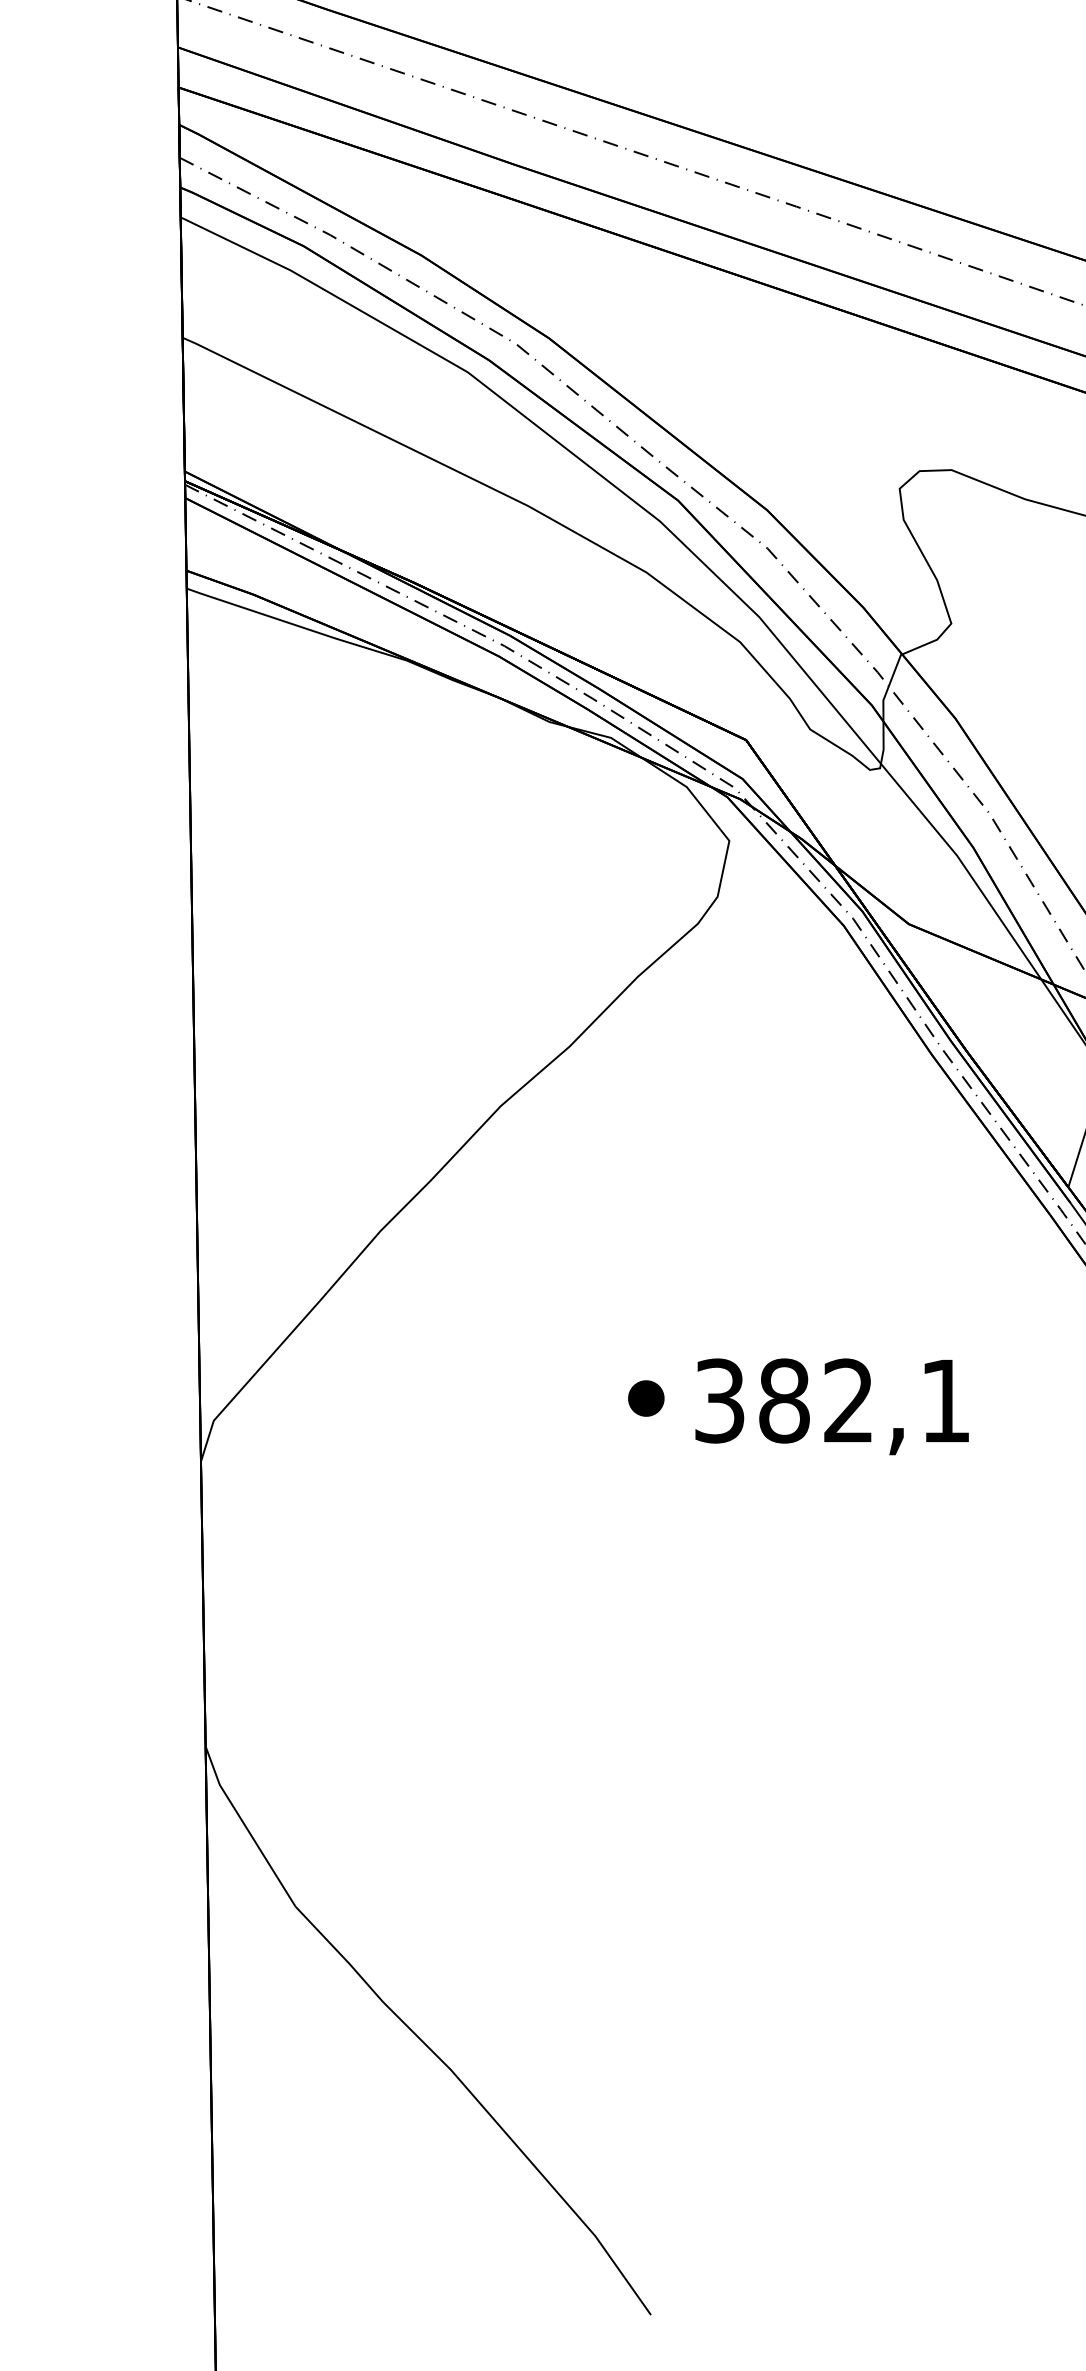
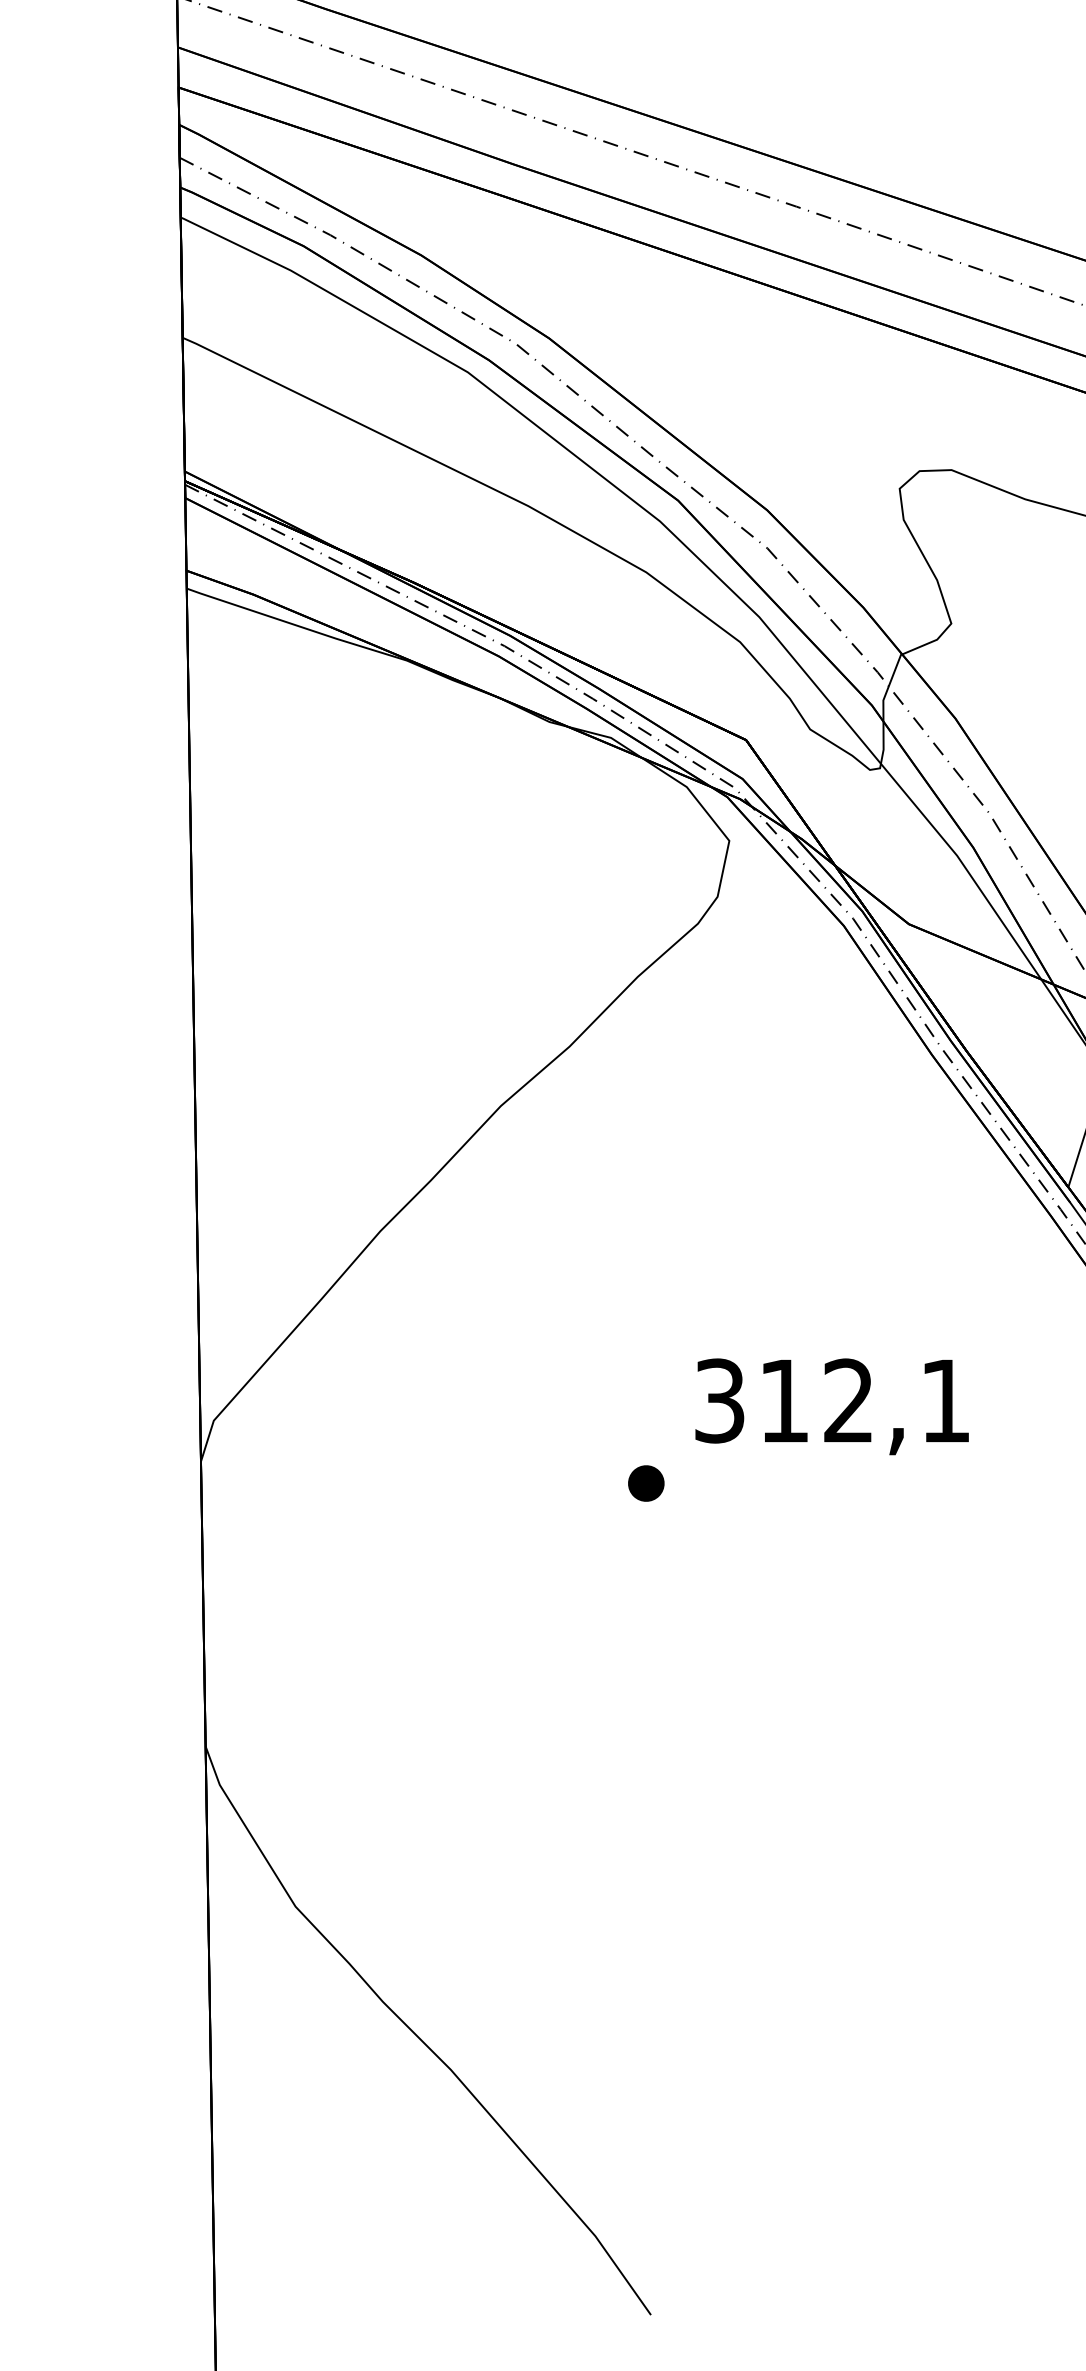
part position: (646, 1398) -> (646, 1483) (646, 1483)
text: 382,1 -> 312,1 (784, 1400)
